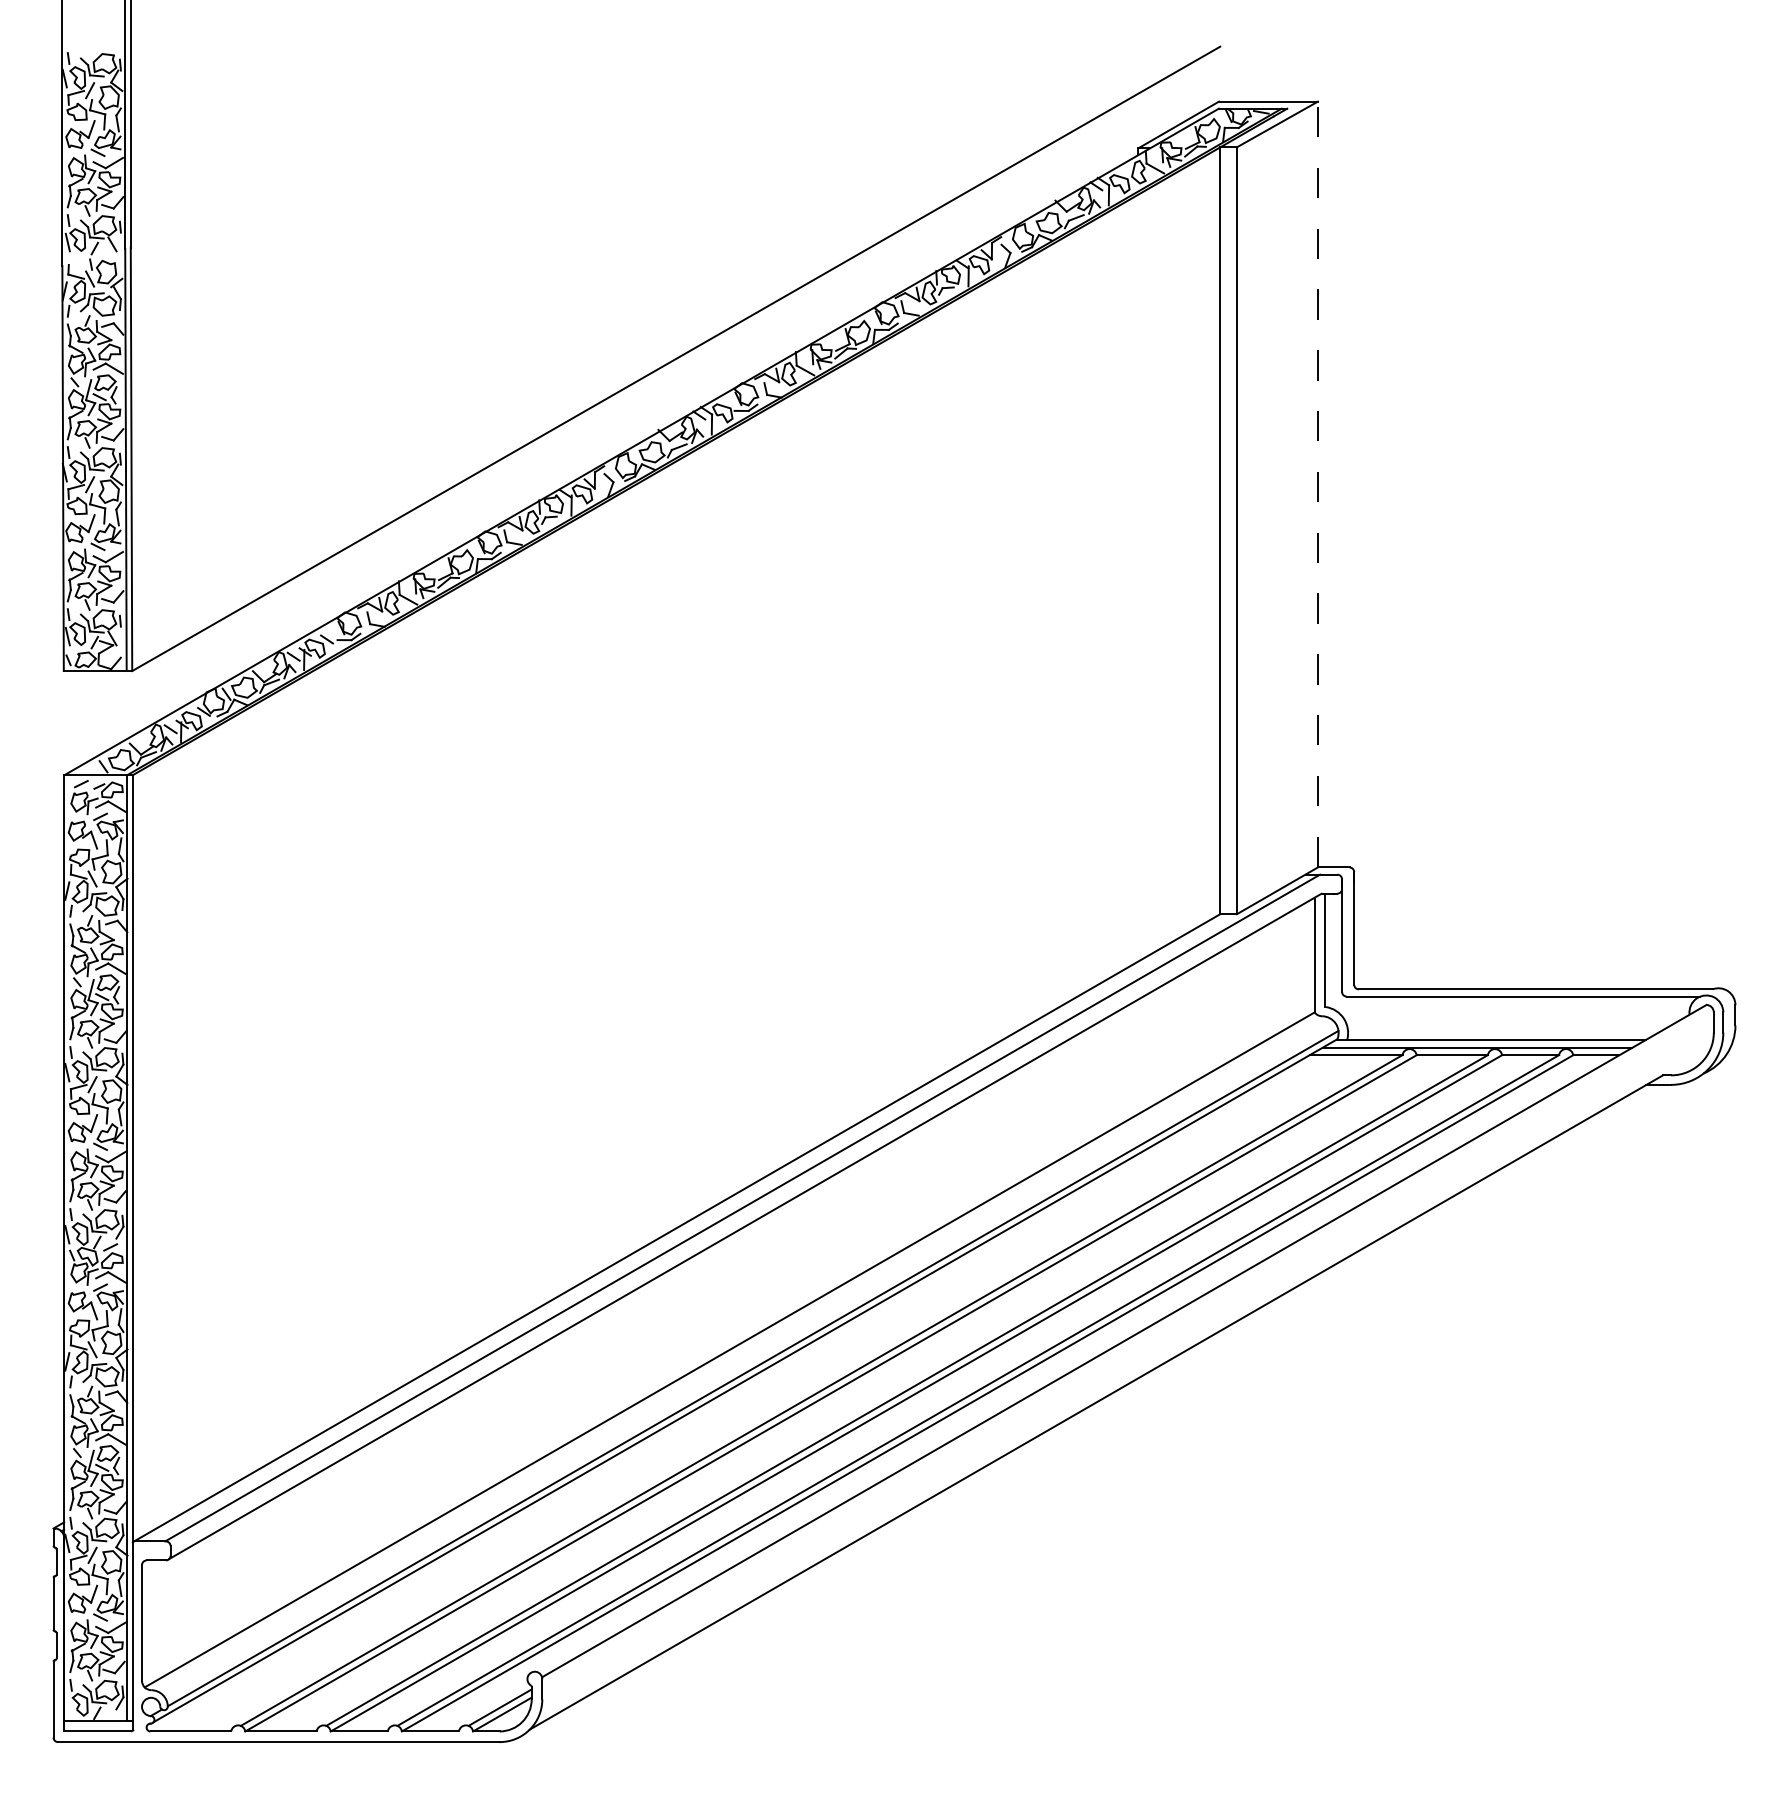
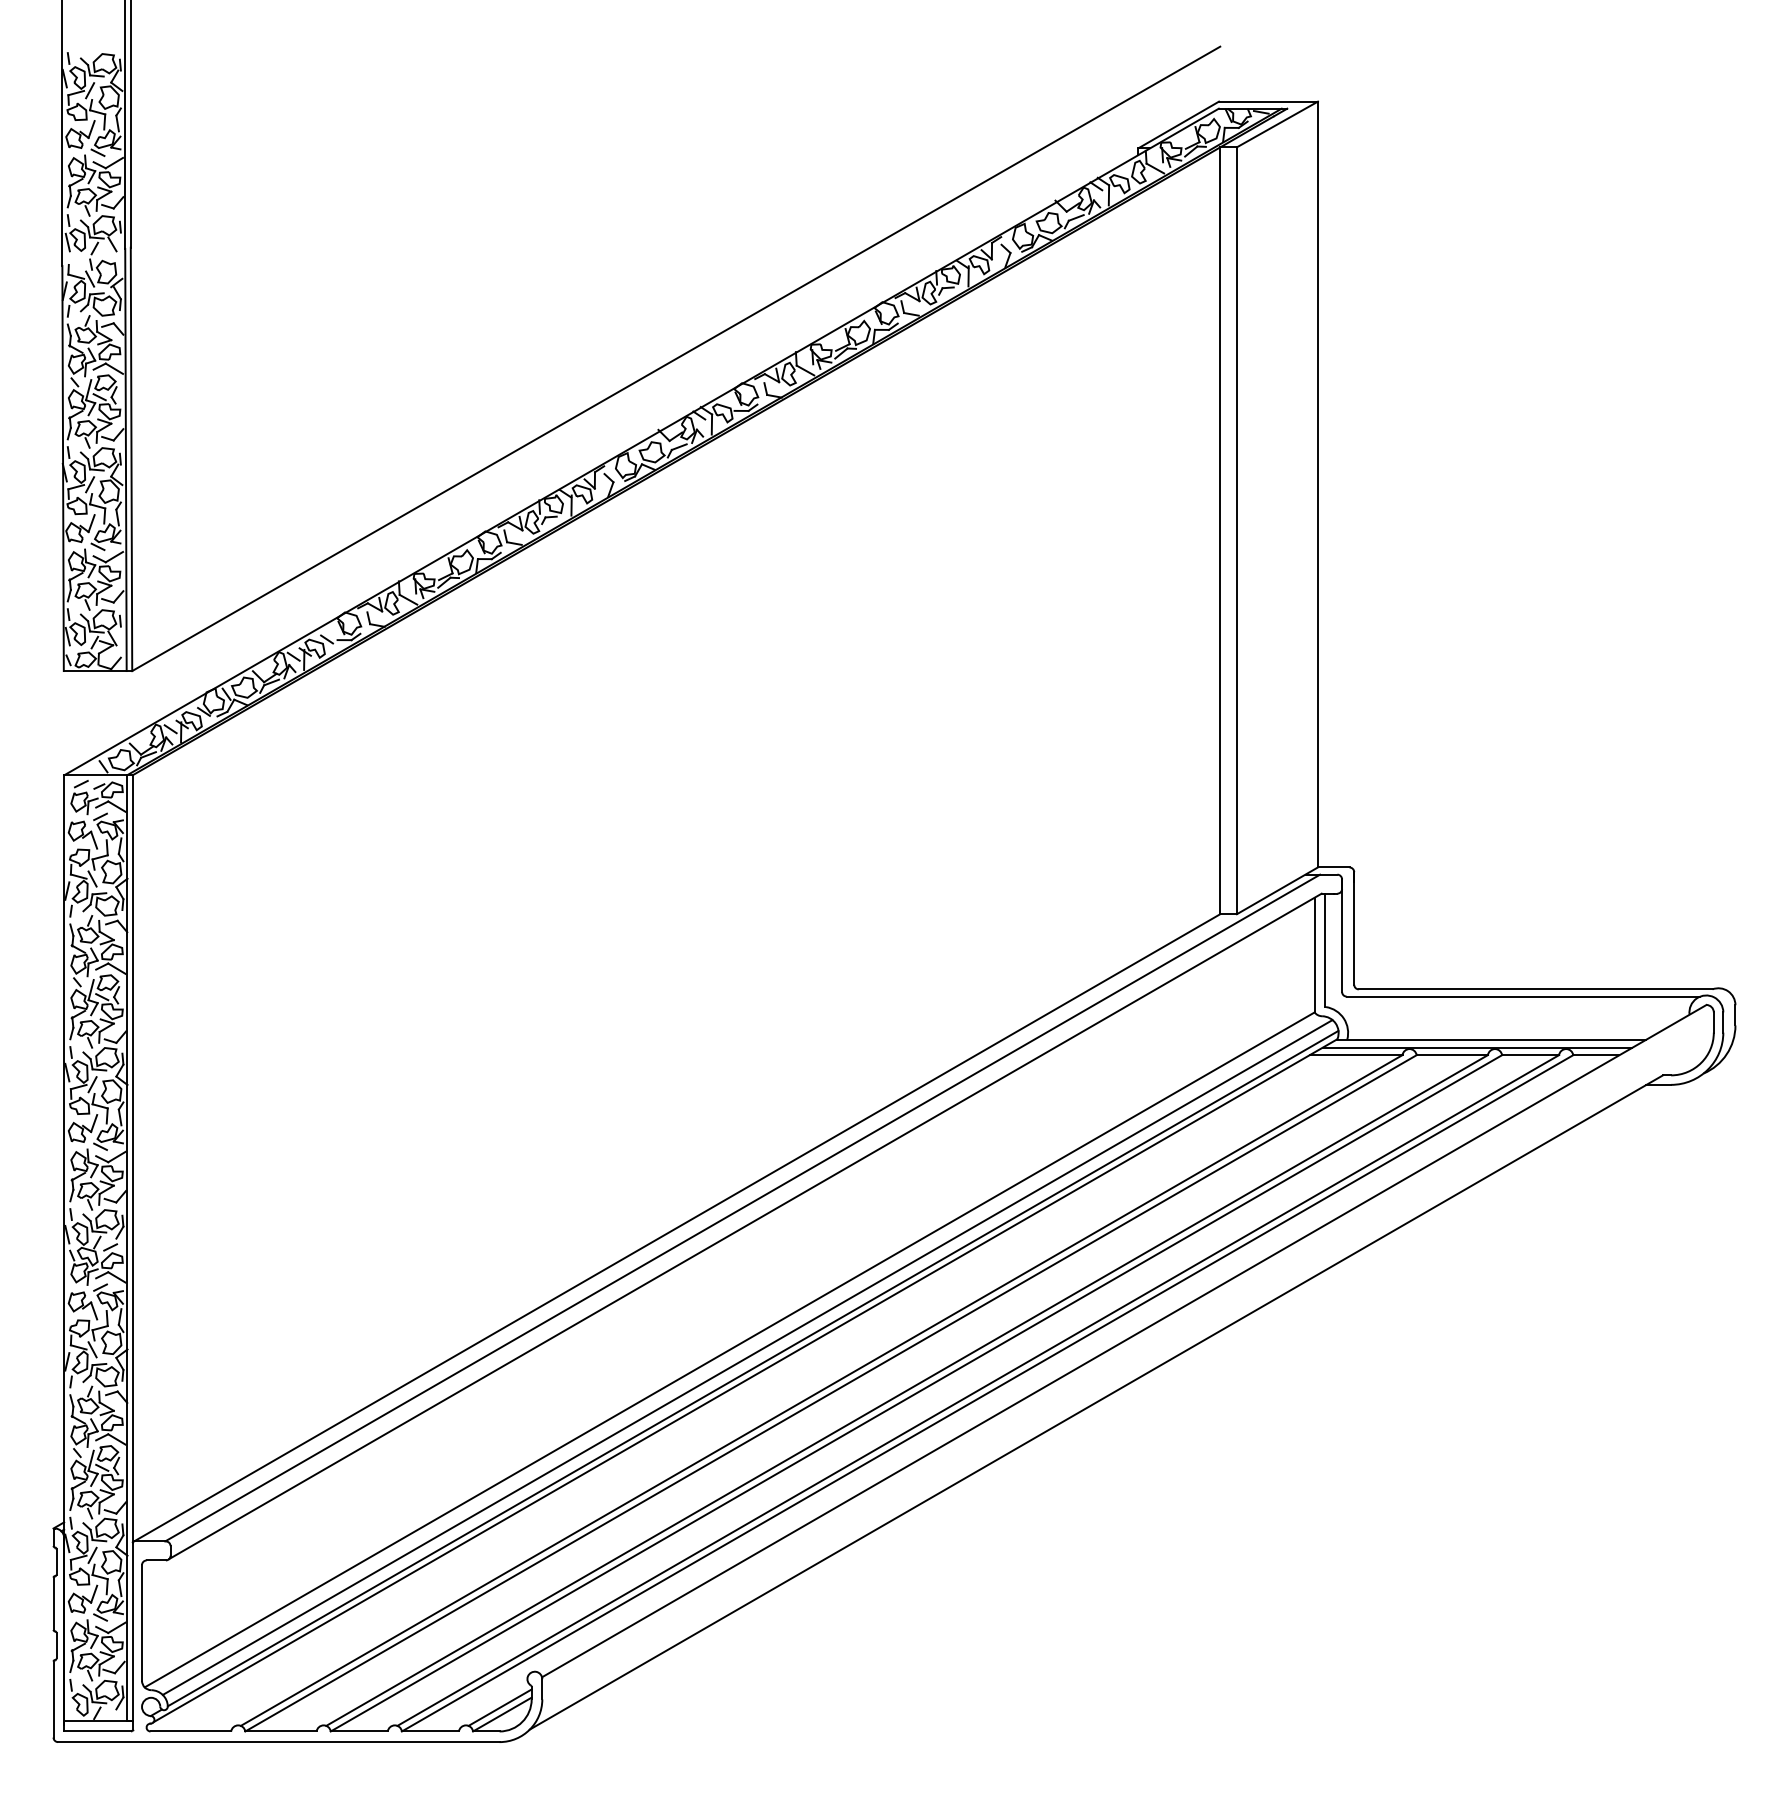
line: dashed -> solid (1317, 484)
line: none -> present (747, 1357)
